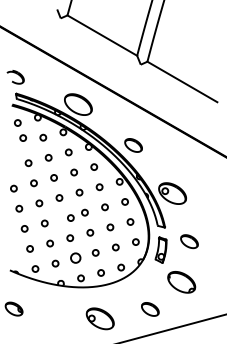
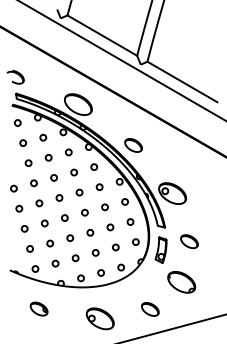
line: none -> present (122, 60)
circle position: (22, 137) -> (22, 142) (22, 142)
circle position: (70, 217) -> (64, 217) (64, 217)
circle size: 12x12 px -> 9x9 px (75, 258)
part position: (13, 308) -> (38, 308) (38, 308)
